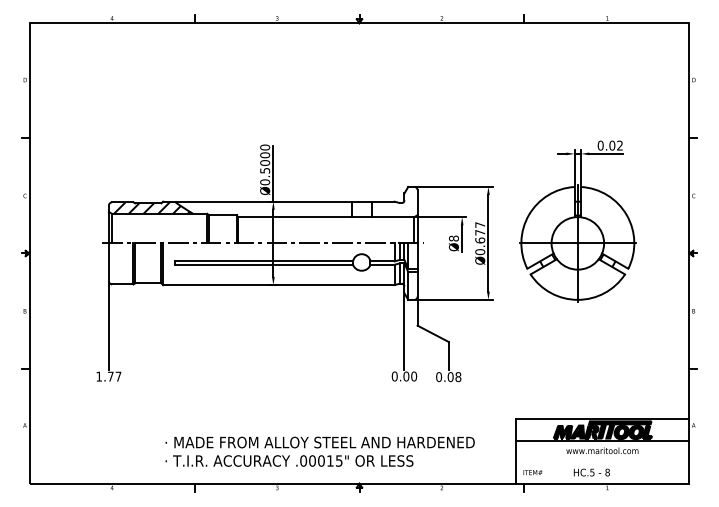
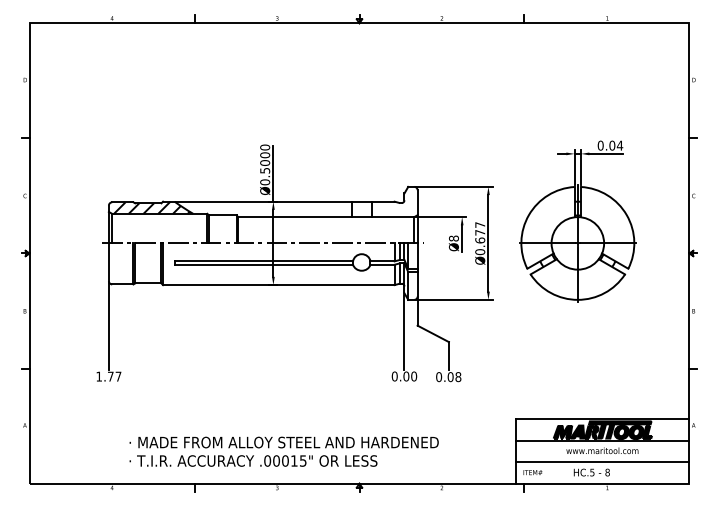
text: 0.02 -> 0.04 (619, 145)
text position: (319, 451) -> (283, 451) (283, 451)
line: none -> present (602, 462)
